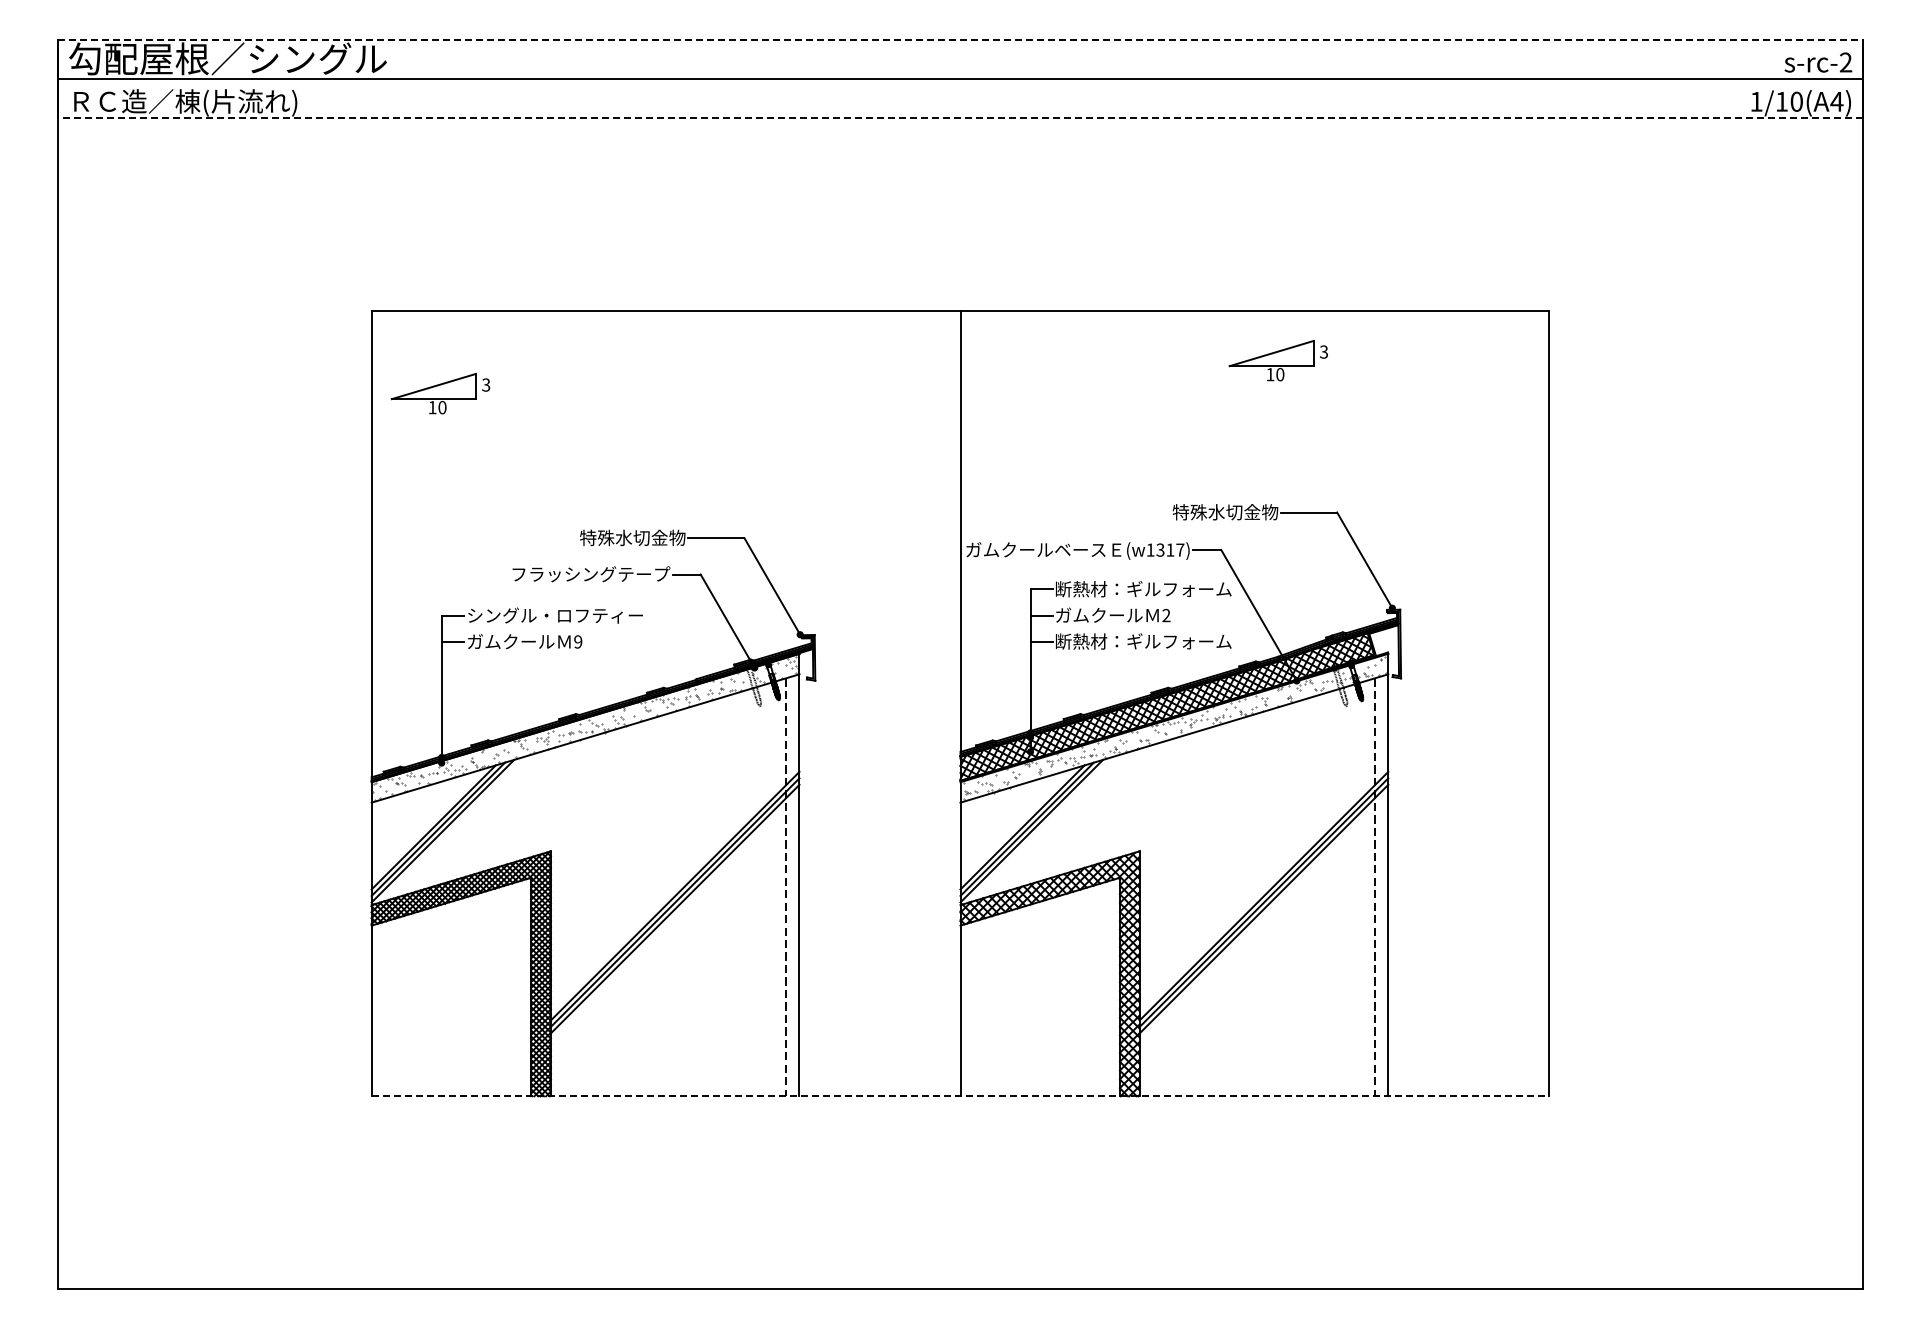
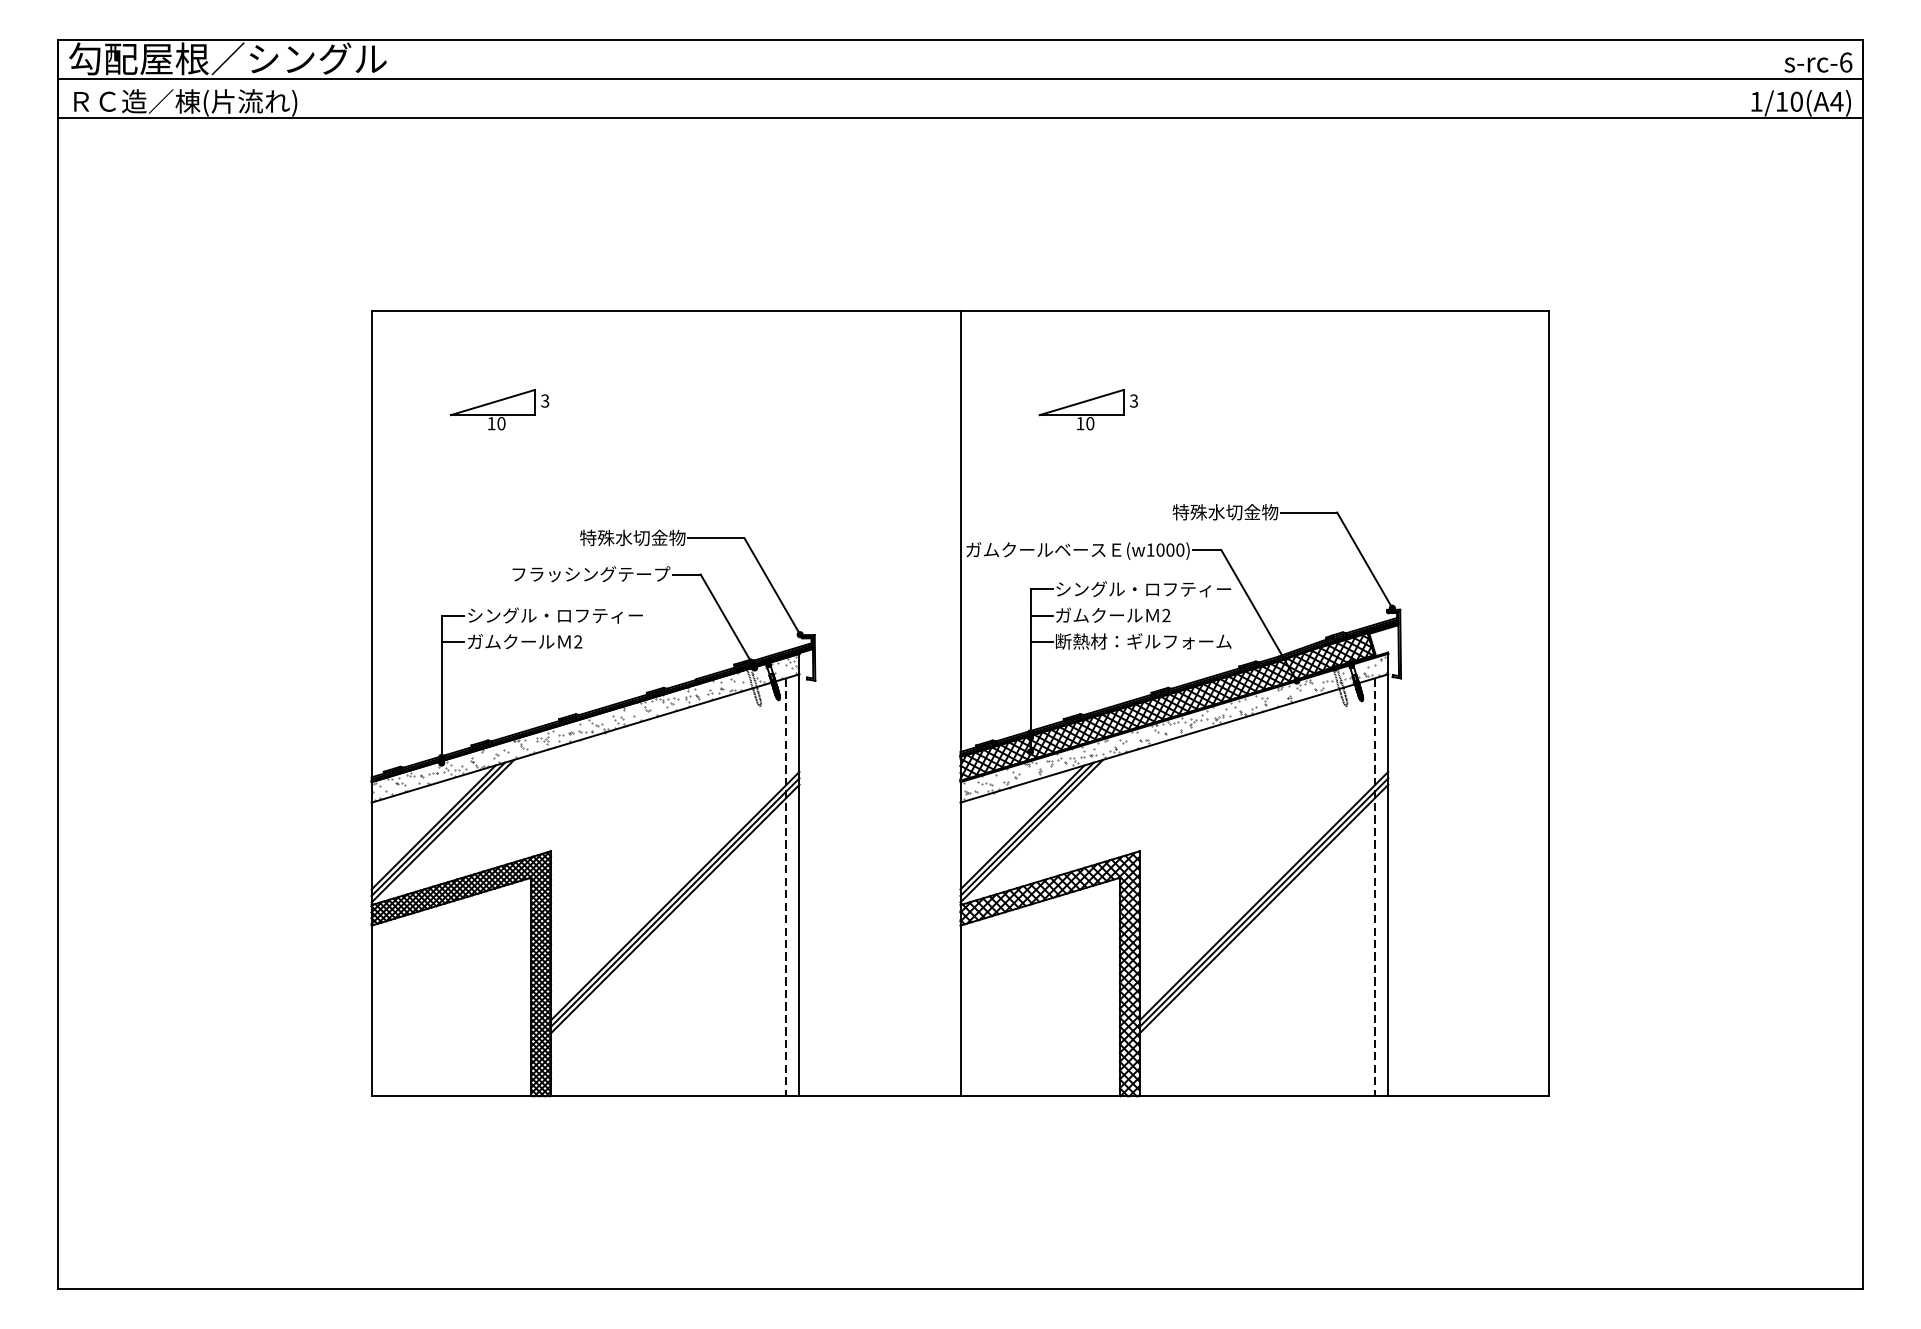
line: dashed -> solid (960, 39)
text: s-rc-2 -> s-rc-6 (1845, 62)
line: dashed -> solid (960, 118)
part position: (1277, 360) -> (1087, 409) (1087, 409)
part position: (440, 393) -> (499, 409) (499, 409)
text: (w1317) -> (w1000) (1170, 549)
text: 断熱材：ギルフォーム -> シングル・ロフティー (1143, 589)
text: 9 -> 2 (578, 642)
line: dashed -> solid (960, 1096)
